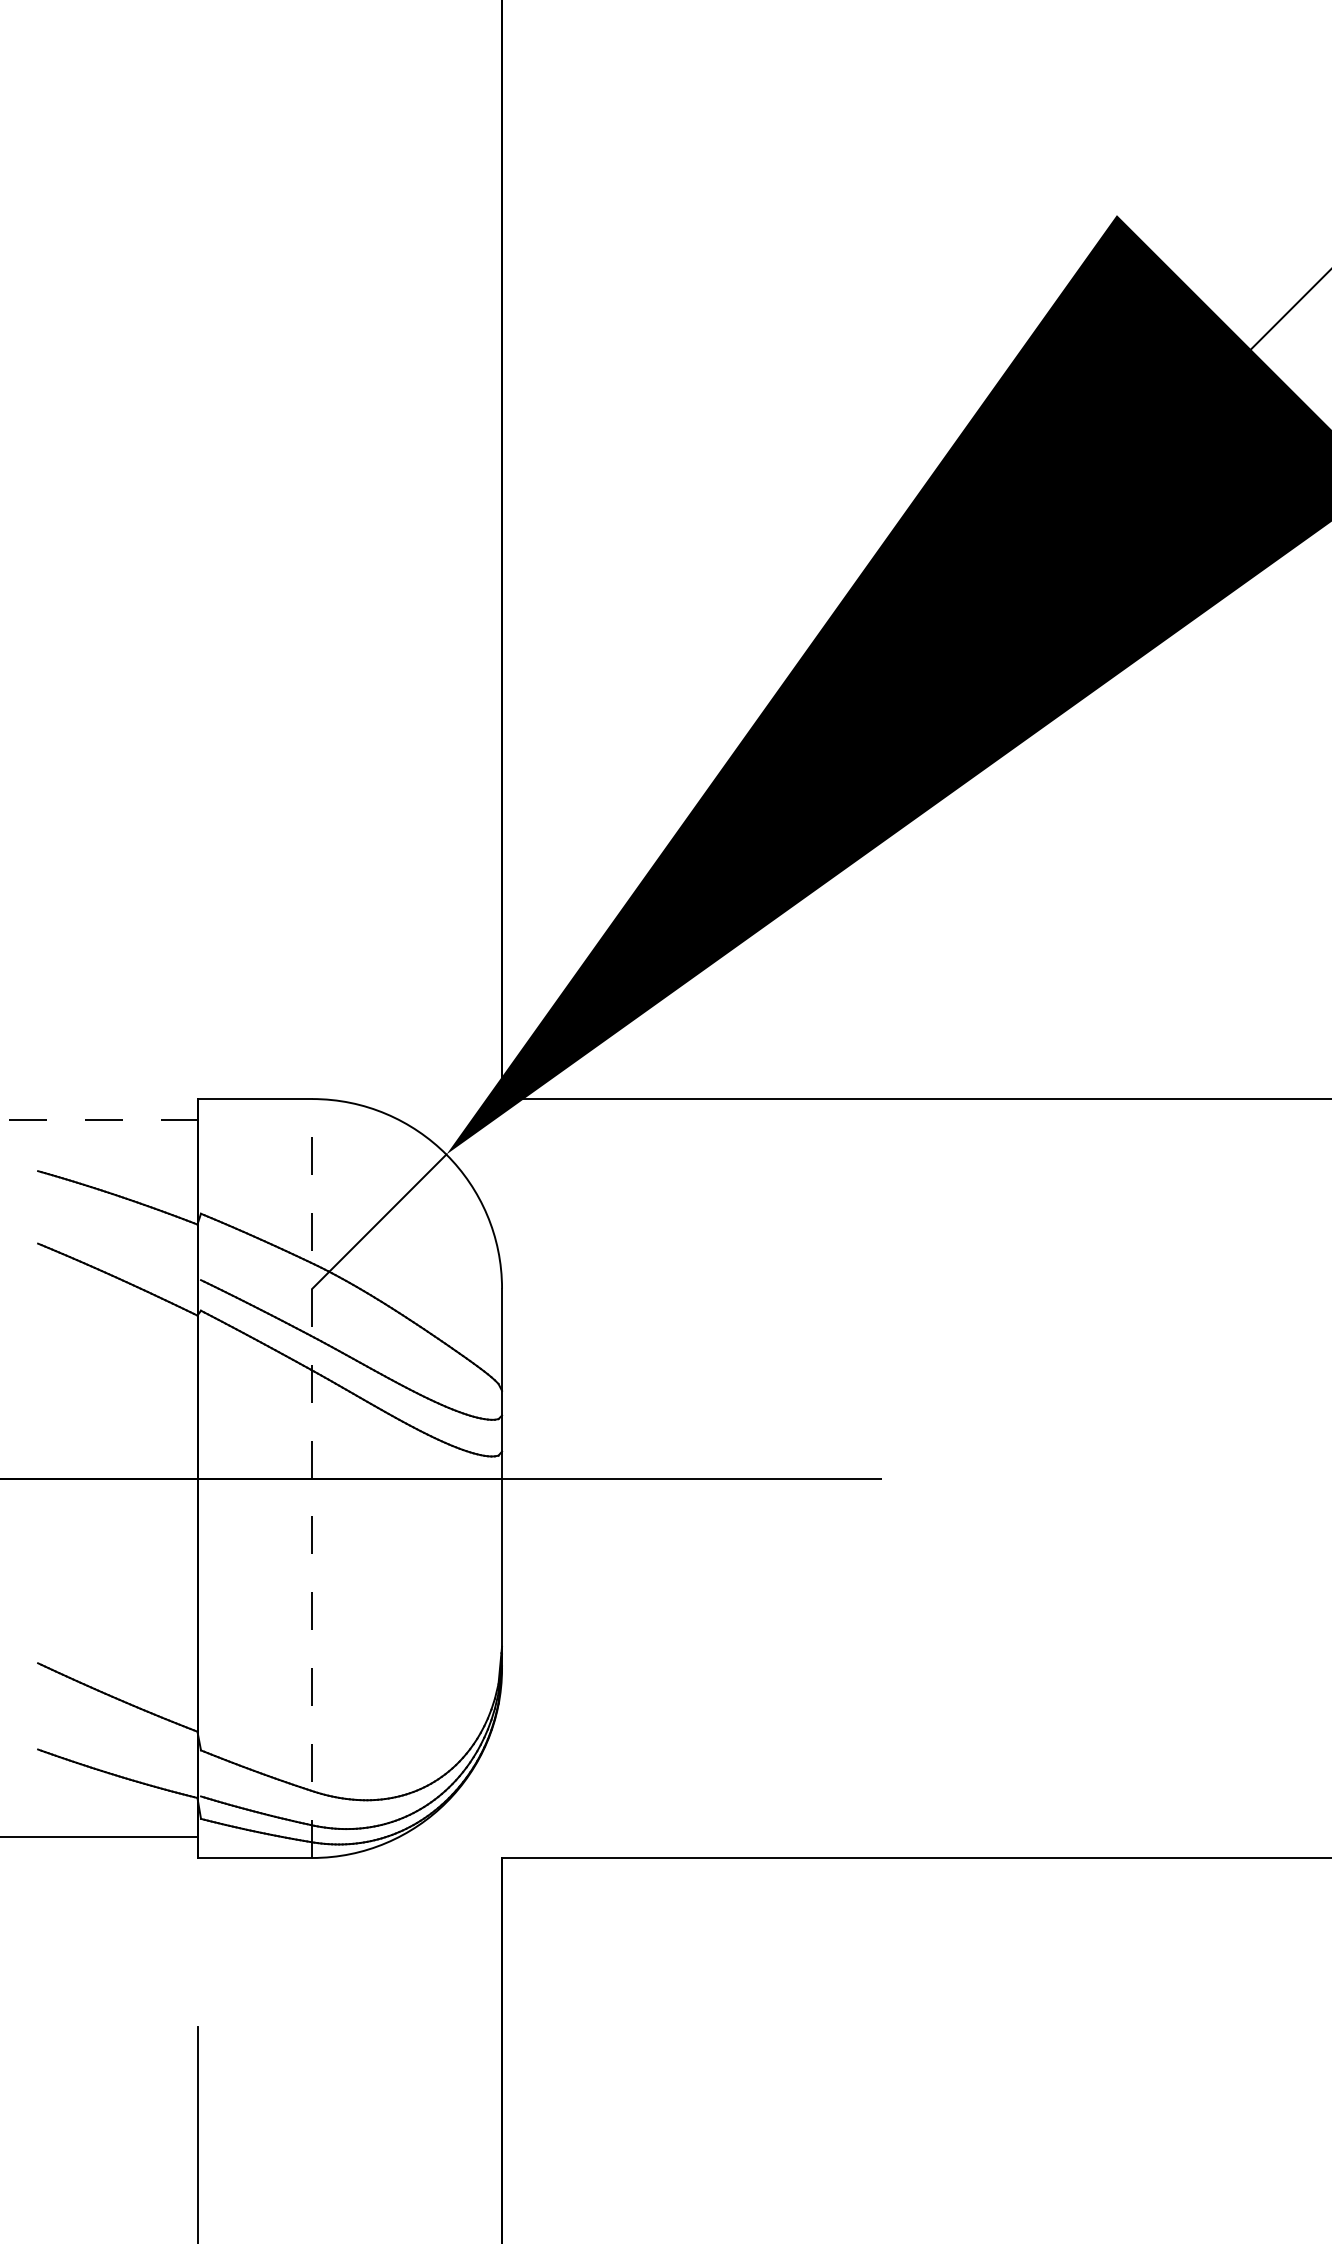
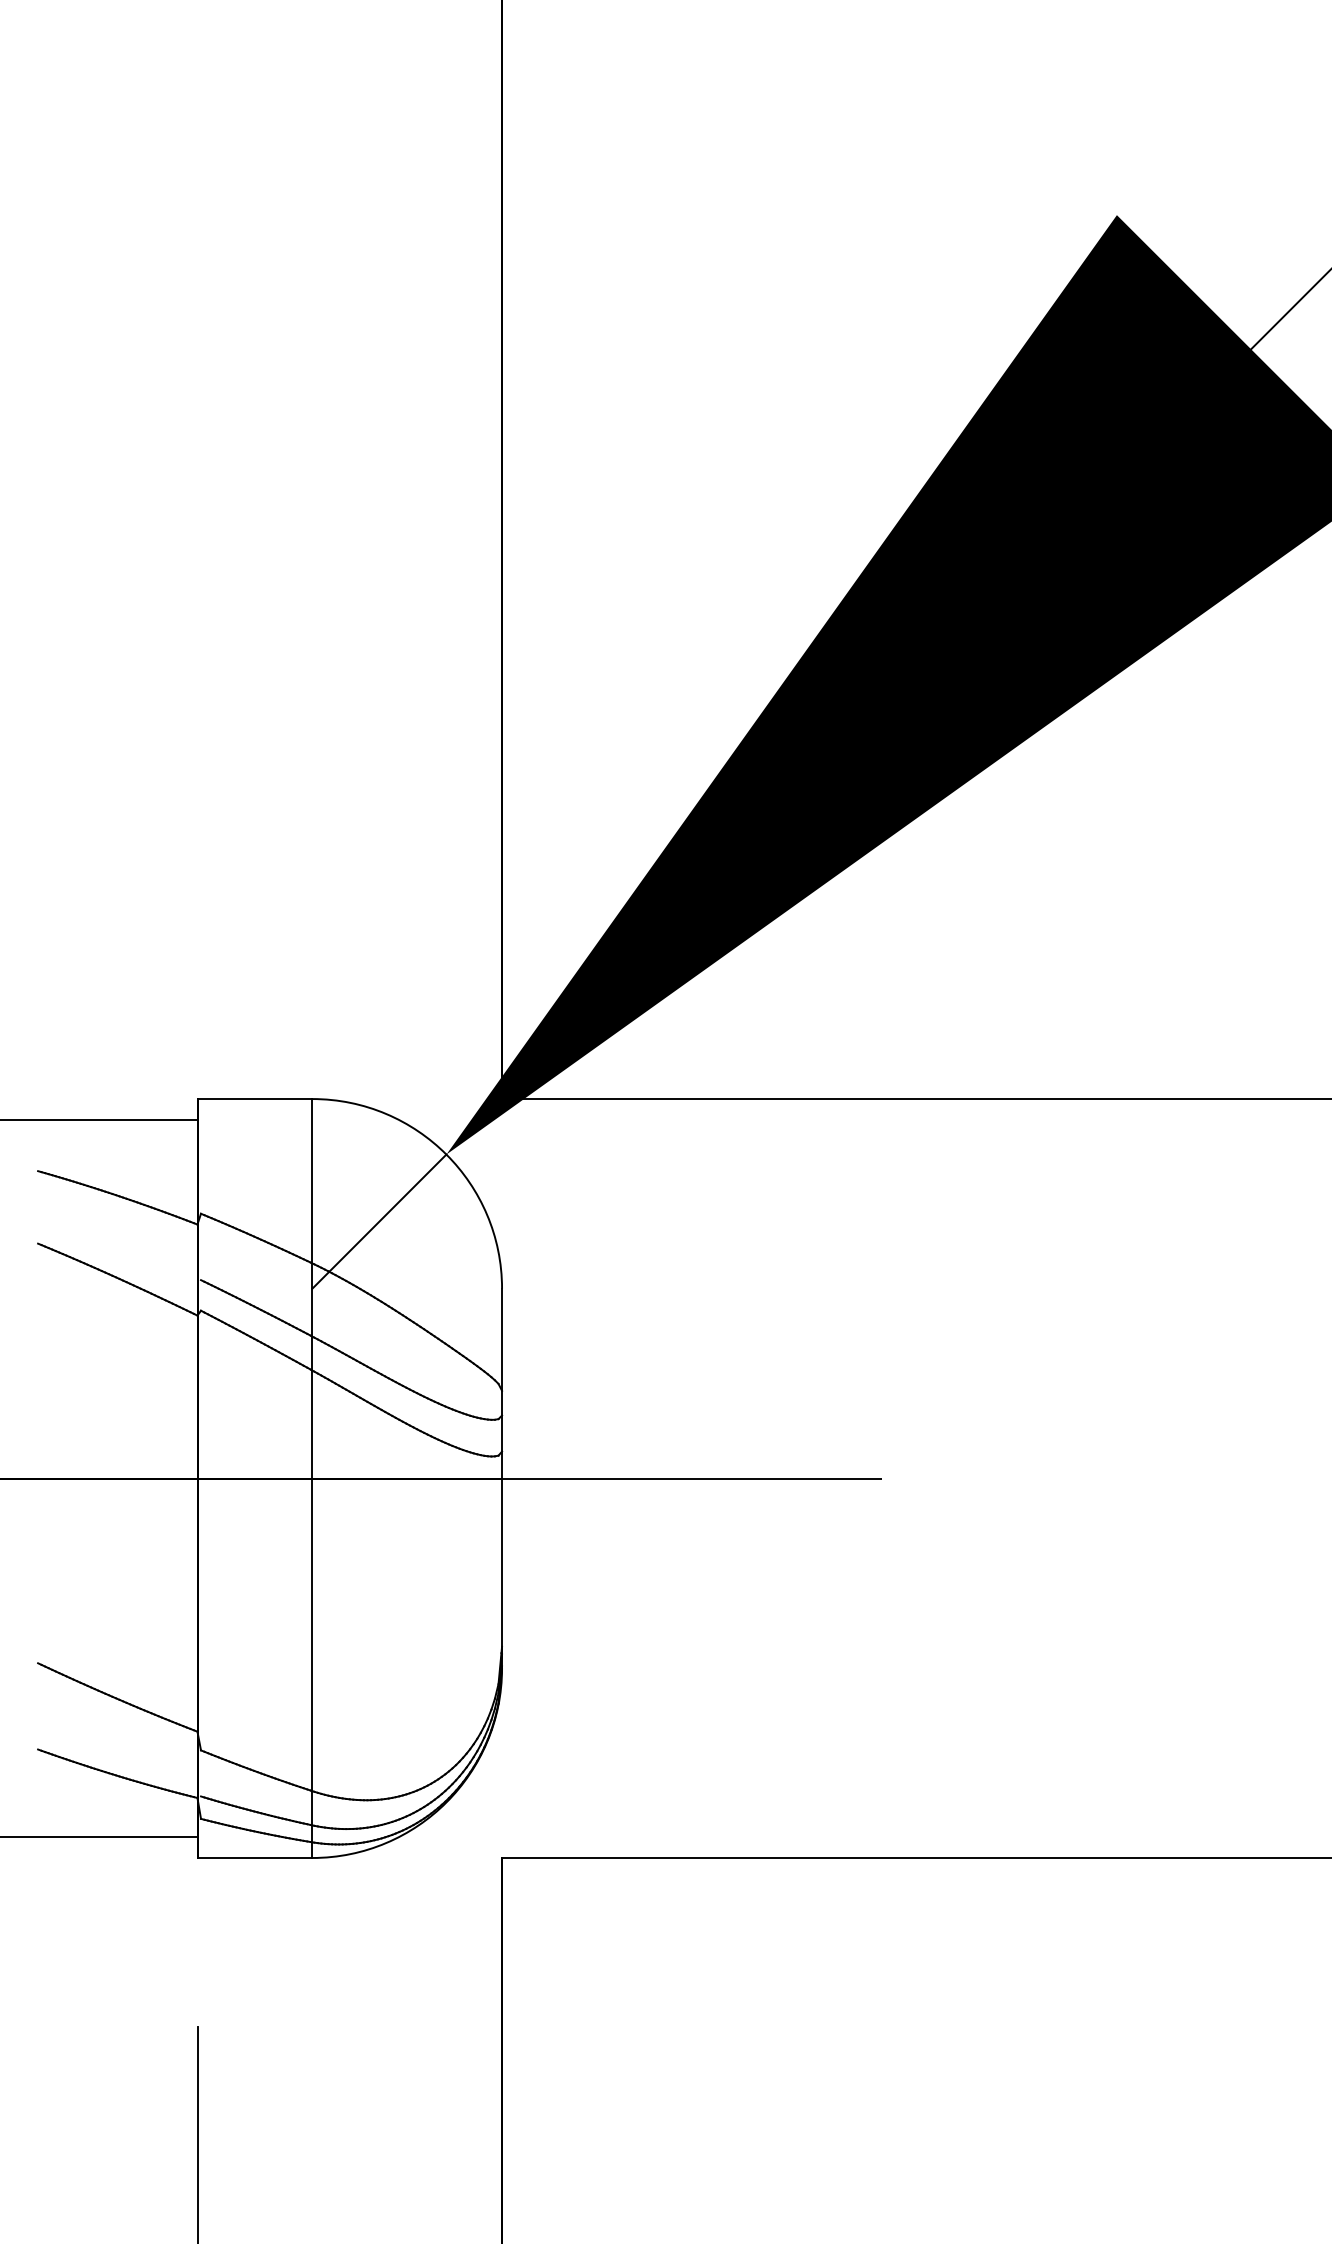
line: dashed -> solid (99, 1119)
line: dashed -> solid (312, 1478)
